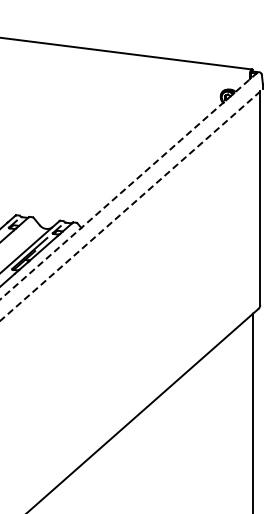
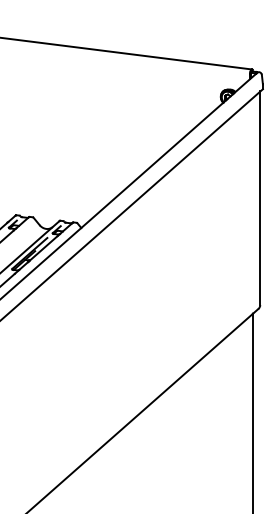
line: dashed -> solid (128, 186)
line: dashed -> solid (131, 204)
